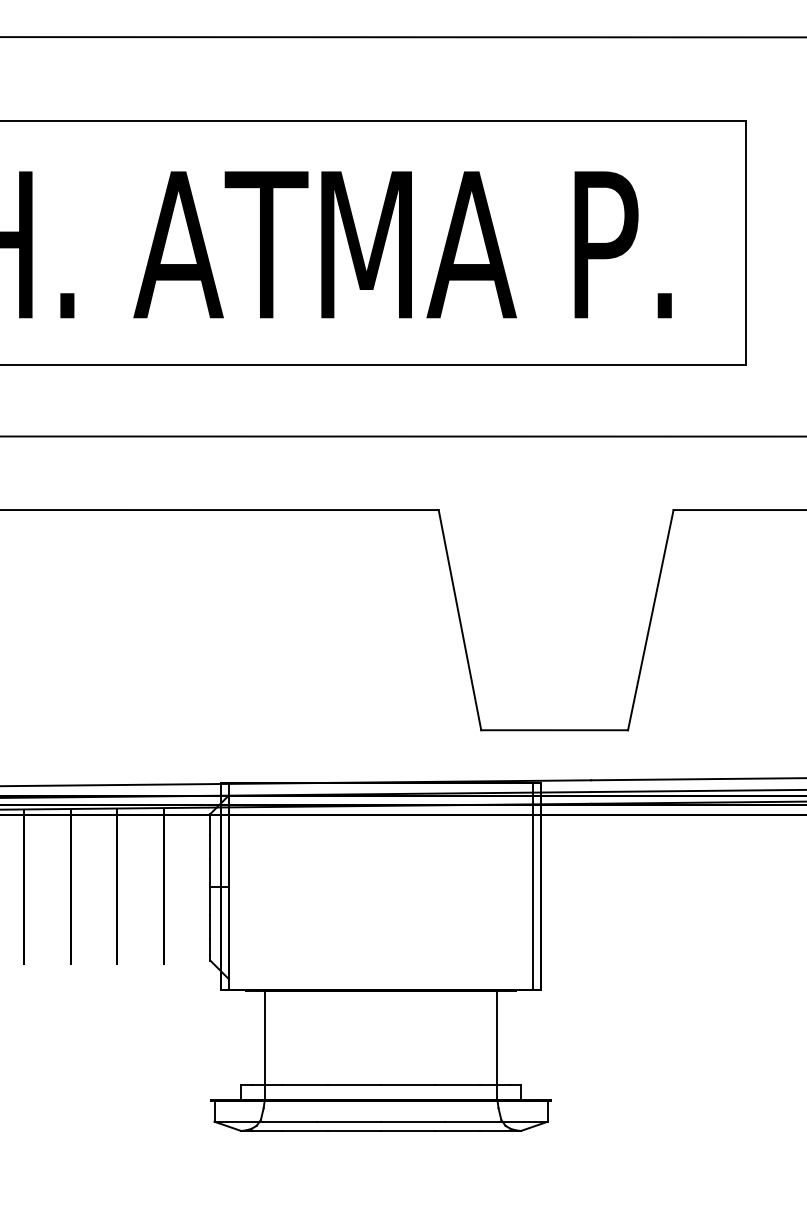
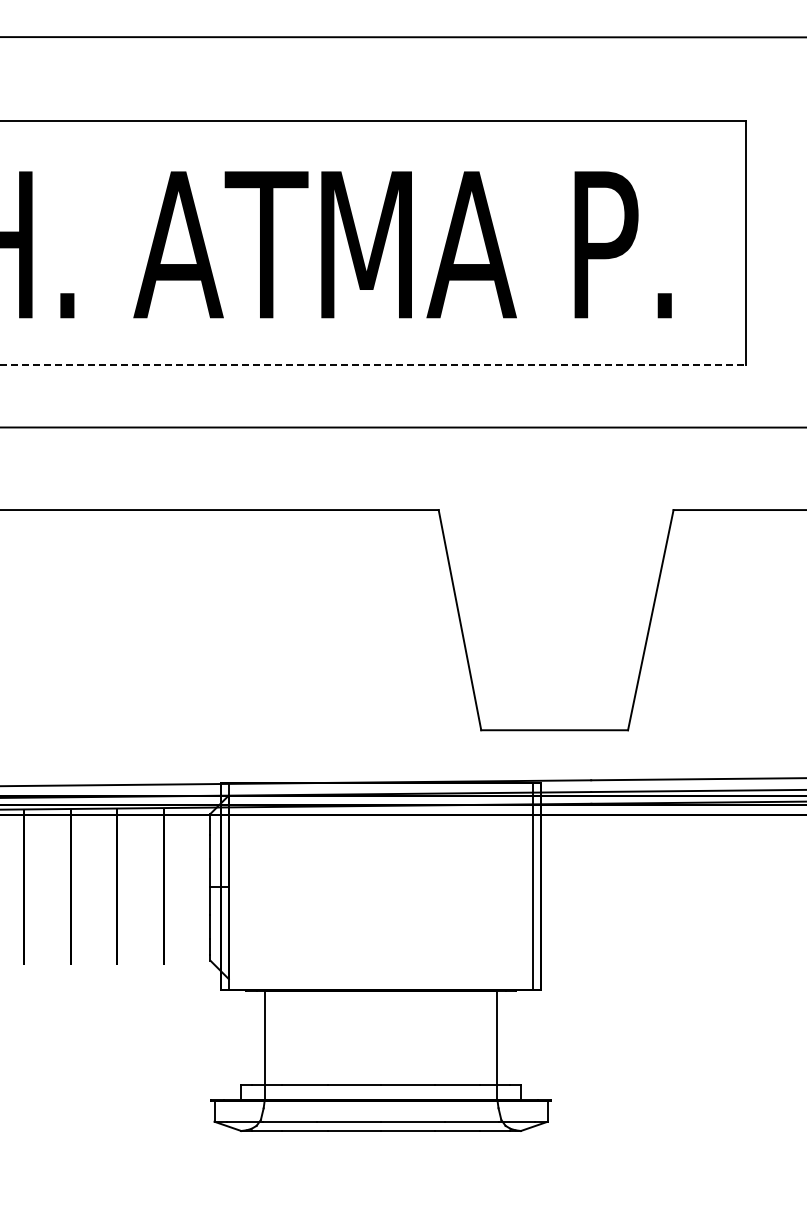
line: solid -> dashed (373, 365)
line position: (402, 436) -> (402, 427) (402, 427)
